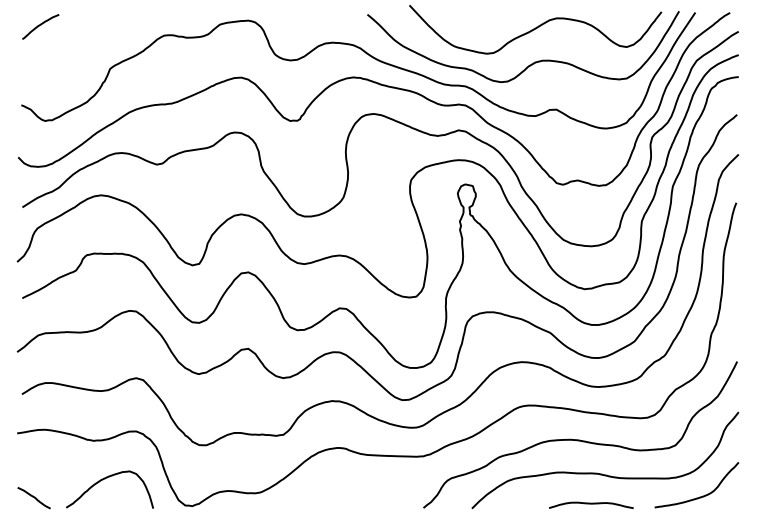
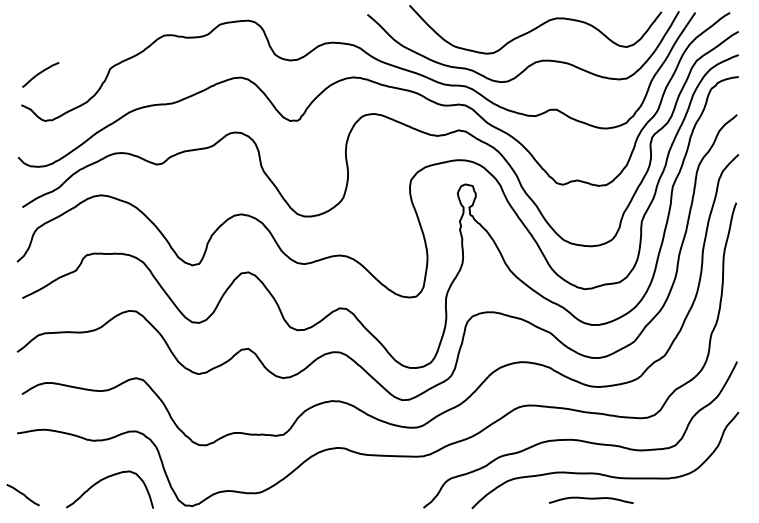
curve position: (40, 25) -> (40, 73) (40, 73)
curve: present -> none (699, 496)
curve position: (33, 497) -> (22, 494) (22, 494)
curve position: (591, 504) -> (591, 499) (591, 499)
